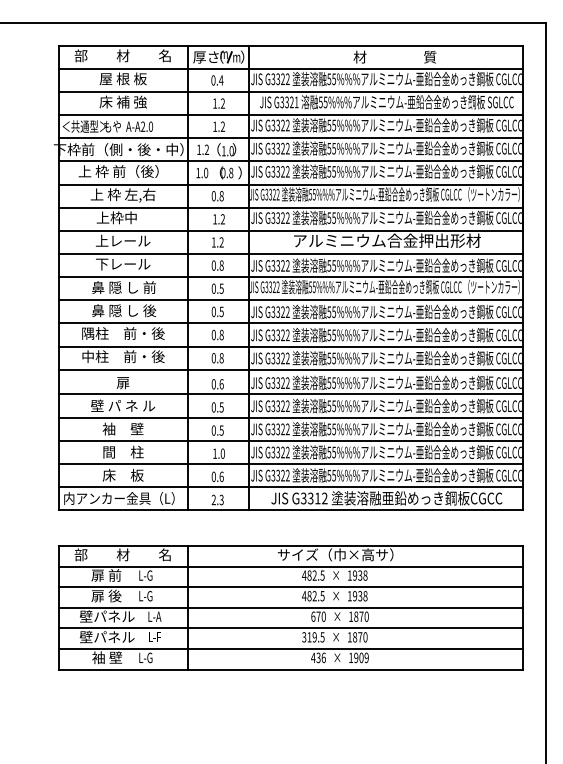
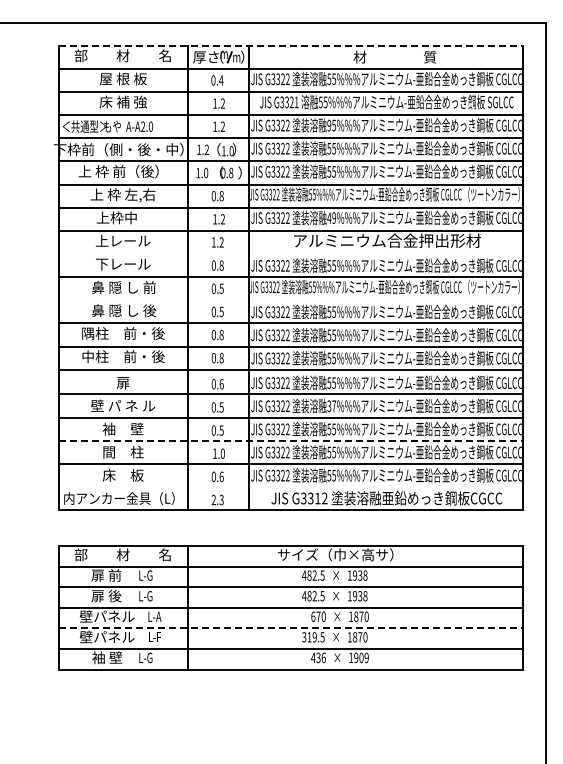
line: solid -> dashed (291, 45)
text: 55%%% -> 95%%% (329, 125)
text: 55%%% -> 49%%% (331, 217)
line: present -> none (290, 254)
line: present -> none (290, 300)
text: 55%%% -> 37%%% (331, 406)
line: solid -> dashed (291, 440)
line: present -> none (290, 486)
line: solid -> dashed (291, 628)
